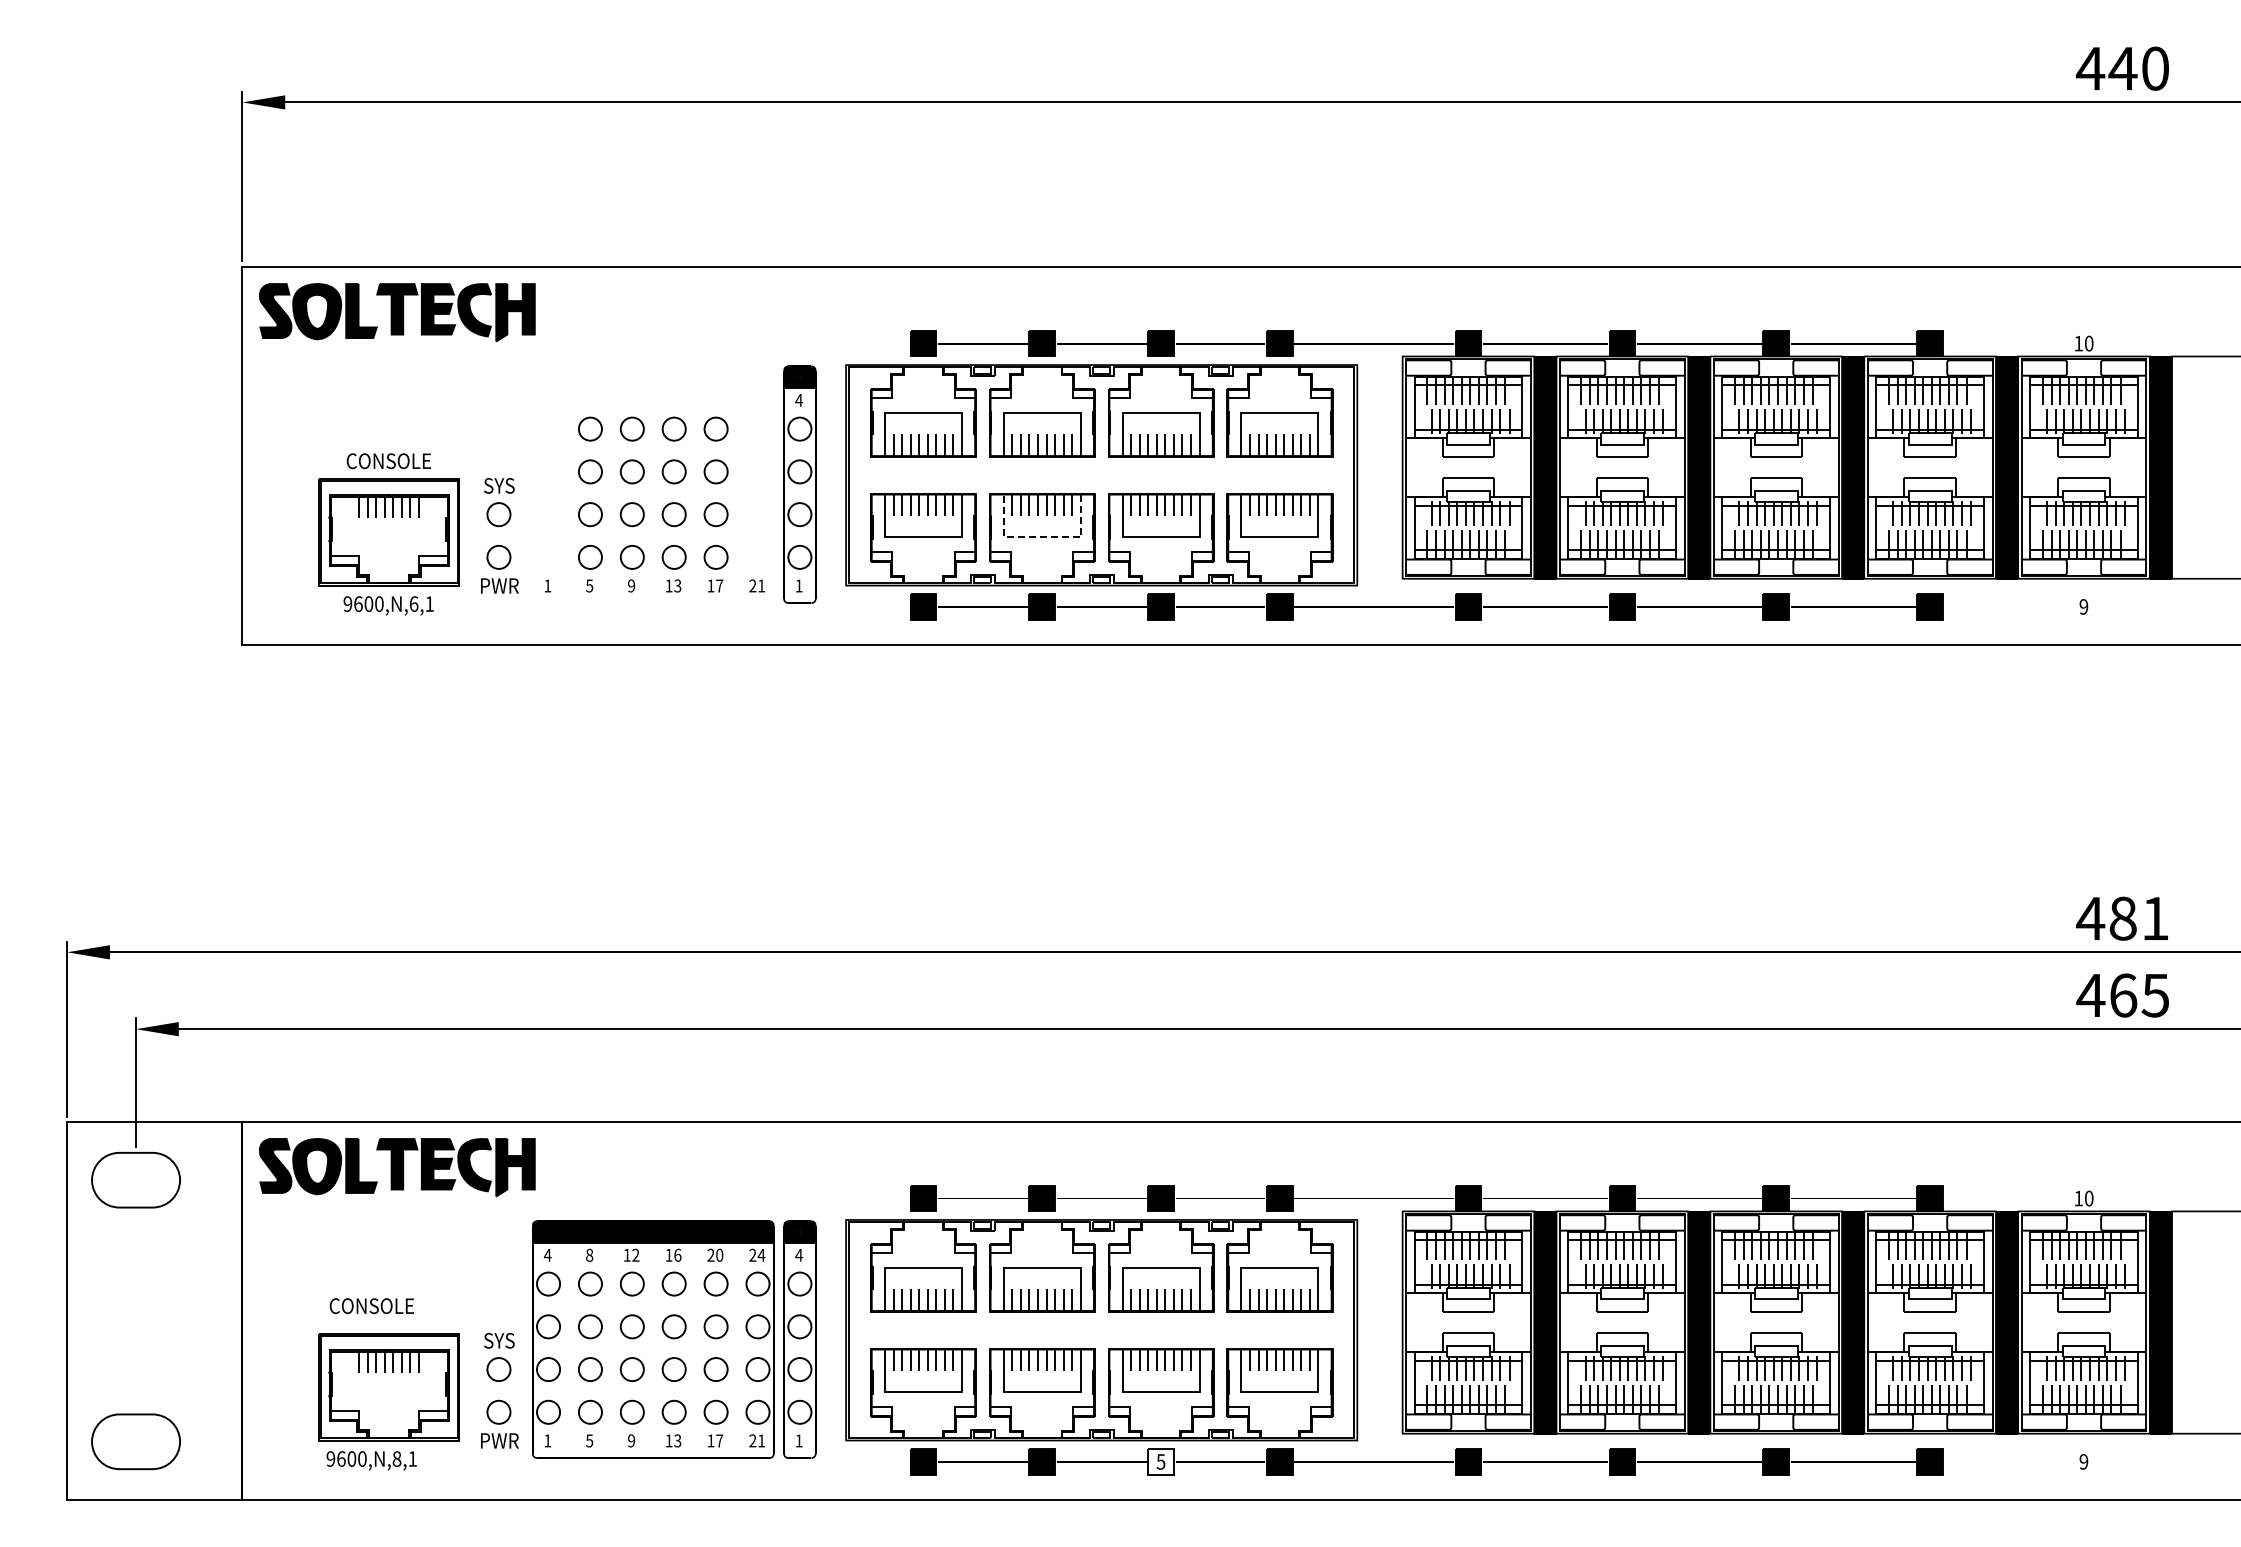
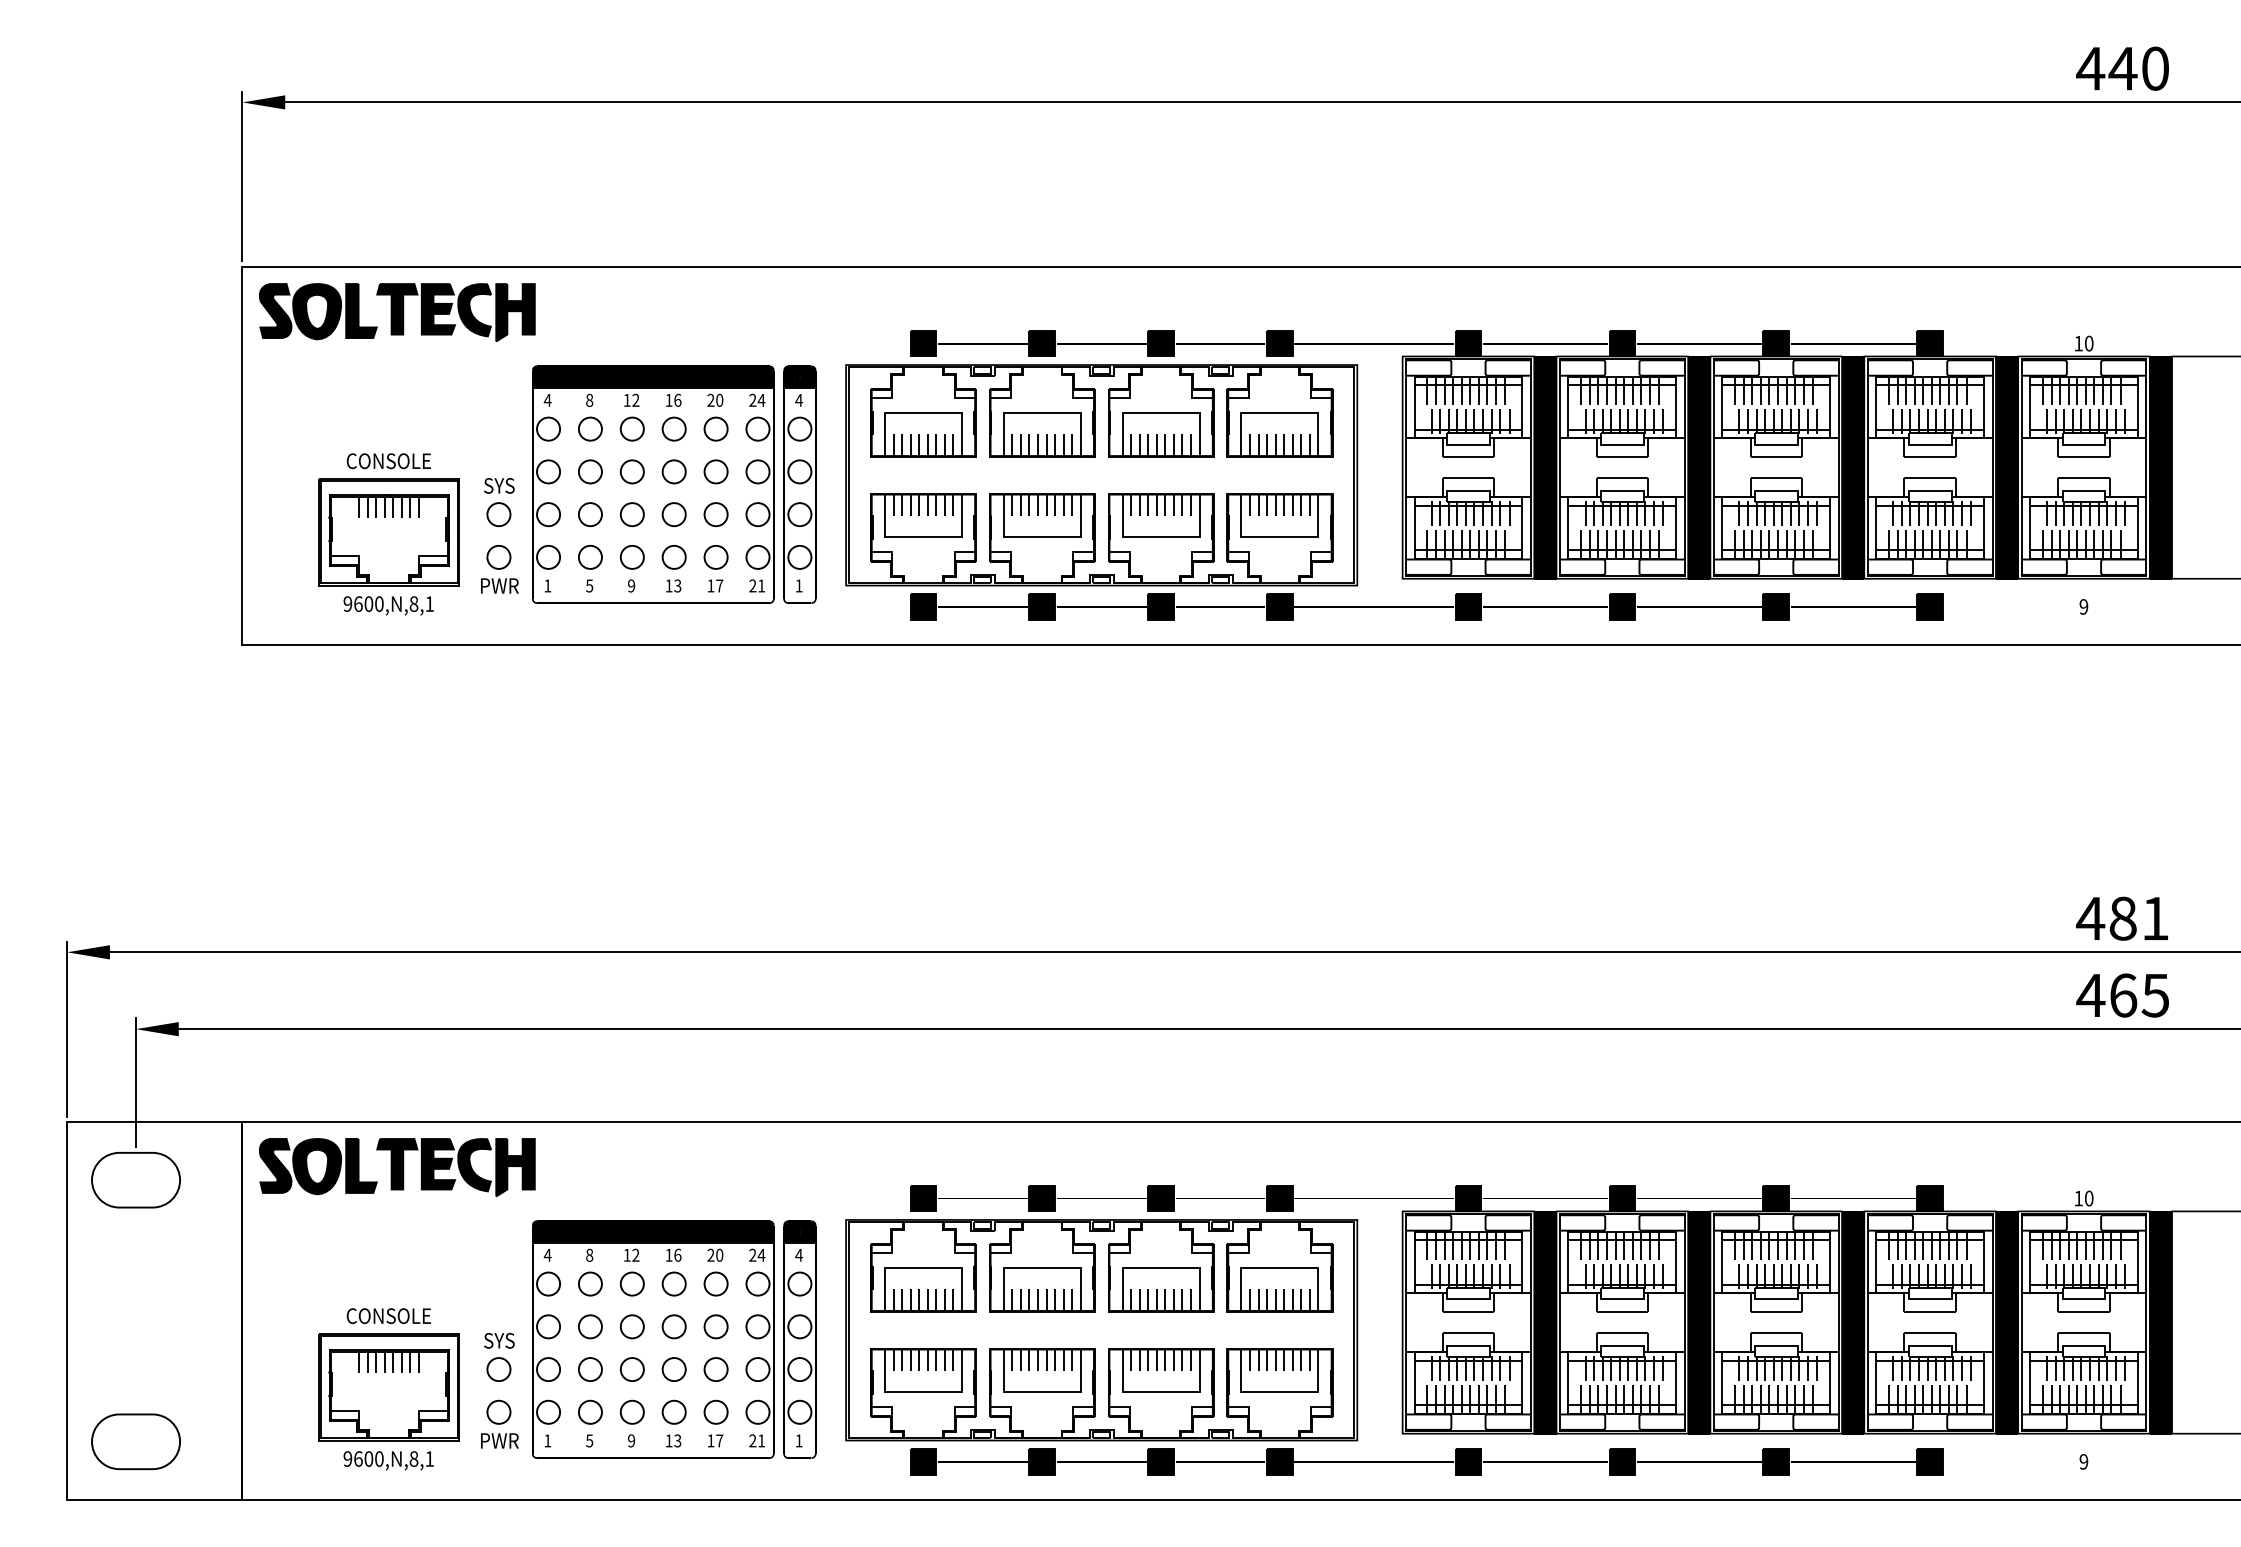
part: none -> present (653, 484)
line: dashed -> solid (1041, 537)
text: 9600,N,6,1 -> 9600,N,8,1 (413, 603)
text position: (371, 1306) -> (388, 1316) (388, 1316)
text position: (371, 1460) -> (388, 1460) (388, 1460)
fill: none -> present (1160, 1461)
